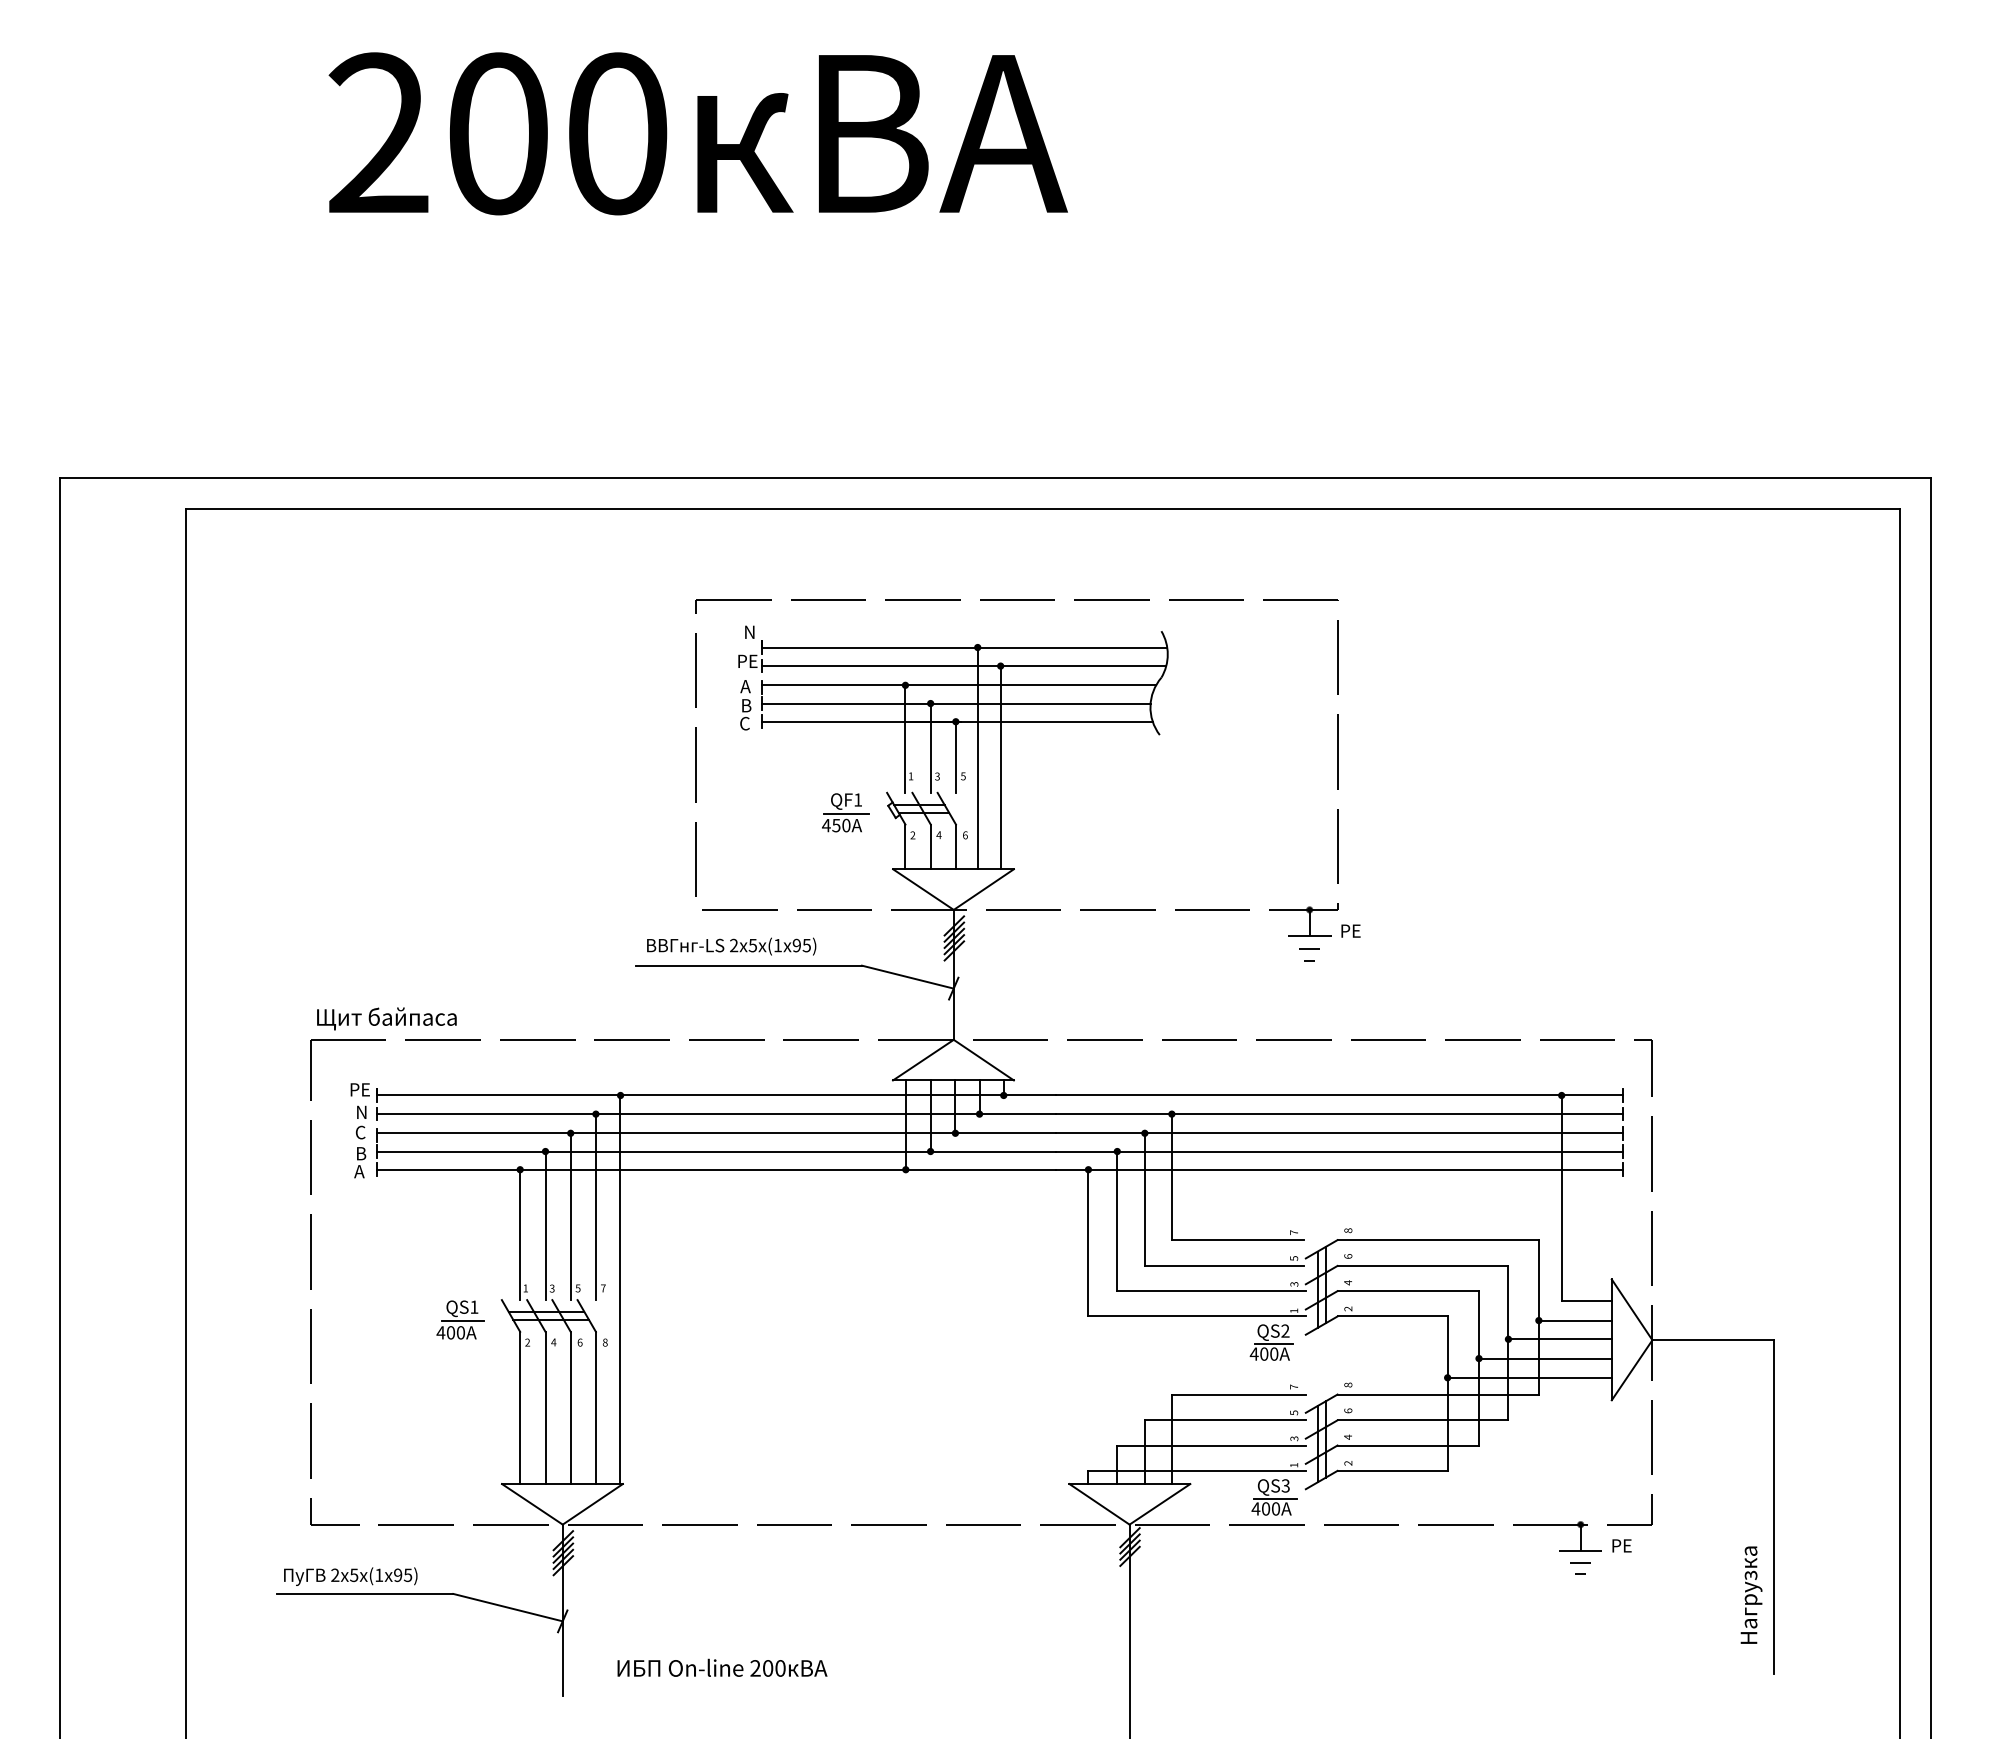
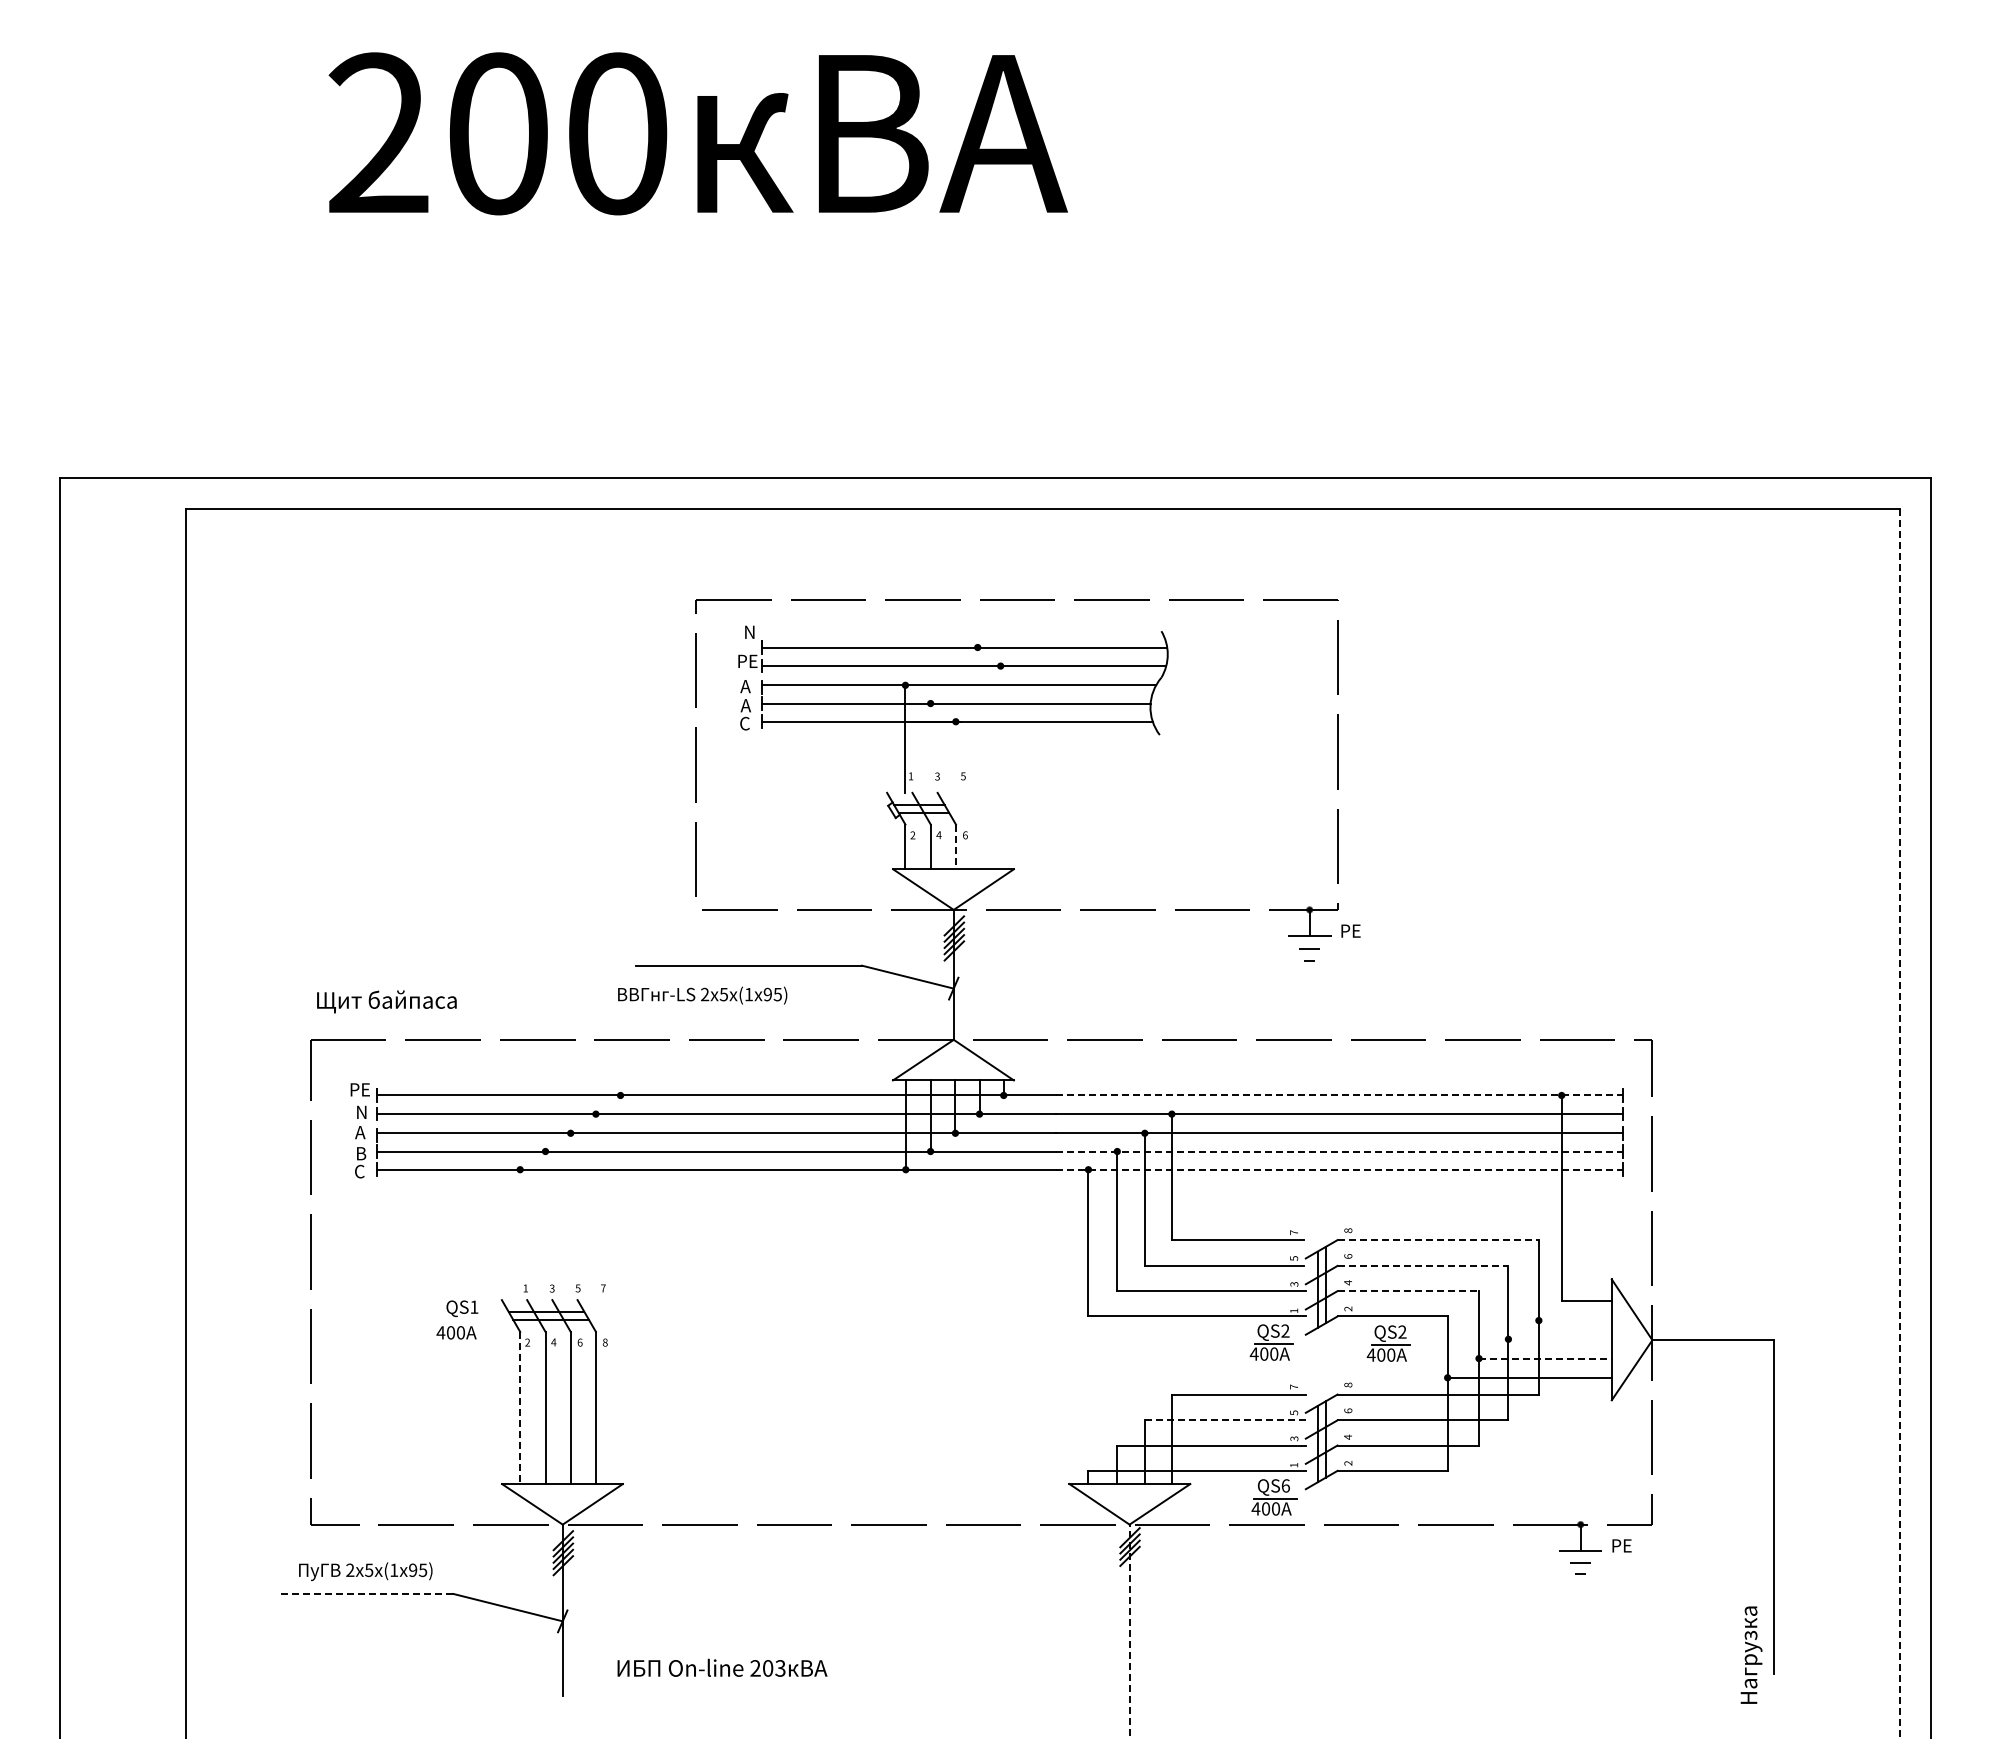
text: В -> A (745, 705)
line: present -> none (930, 747)
line: present -> none (955, 756)
line: present -> none (977, 758)
line: present -> none (1000, 767)
part: present -> none (845, 812)
line: solid -> dashed (955, 847)
text position: (731, 946) -> (702, 995) (702, 995)
text position: (386, 1018) -> (386, 1001) (386, 1001)
line: solid -> dashed (1339, 1095)
line: solid -> dashed (1899, 1124)
text: С -> А (360, 1132)
line: solid -> dashed (1339, 1151)
line: solid -> dashed (1339, 1169)
text: A -> С (359, 1171)
line: present -> none (595, 1207)
line: present -> none (570, 1216)
line: present -> none (545, 1225)
line: present -> none (520, 1234)
line: solid -> dashed (1438, 1240)
line: solid -> dashed (1423, 1265)
line: present -> none (619, 1289)
line: solid -> dashed (1408, 1291)
line: present -> none (462, 1320)
line: present -> none (1574, 1320)
line: present -> none (1559, 1339)
part: none -> present (1388, 1343)
line: solid -> dashed (1545, 1358)
line: solid -> dashed (520, 1408)
line: solid -> dashed (1225, 1420)
text: QS3 -> QS6 (1285, 1485)
text position: (350, 1576) -> (365, 1571) (365, 1571)
line: solid -> dashed (364, 1593)
text position: (1751, 1594) -> (1751, 1654) (1751, 1654)
line: solid -> dashed (1129, 1631)
text: 200 -> 203 (780, 1668)
